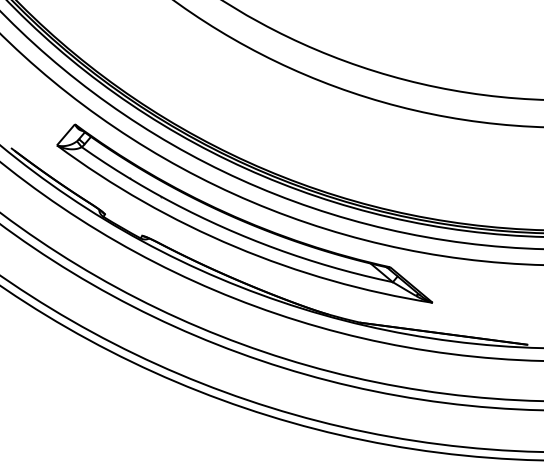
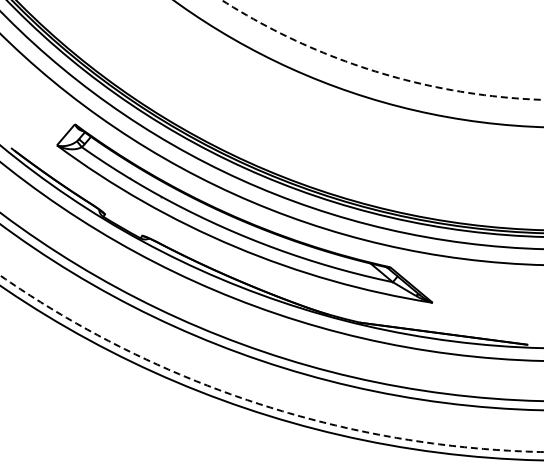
circle: solid -> dashed (382, 49)
circle: solid -> dashed (271, 363)
